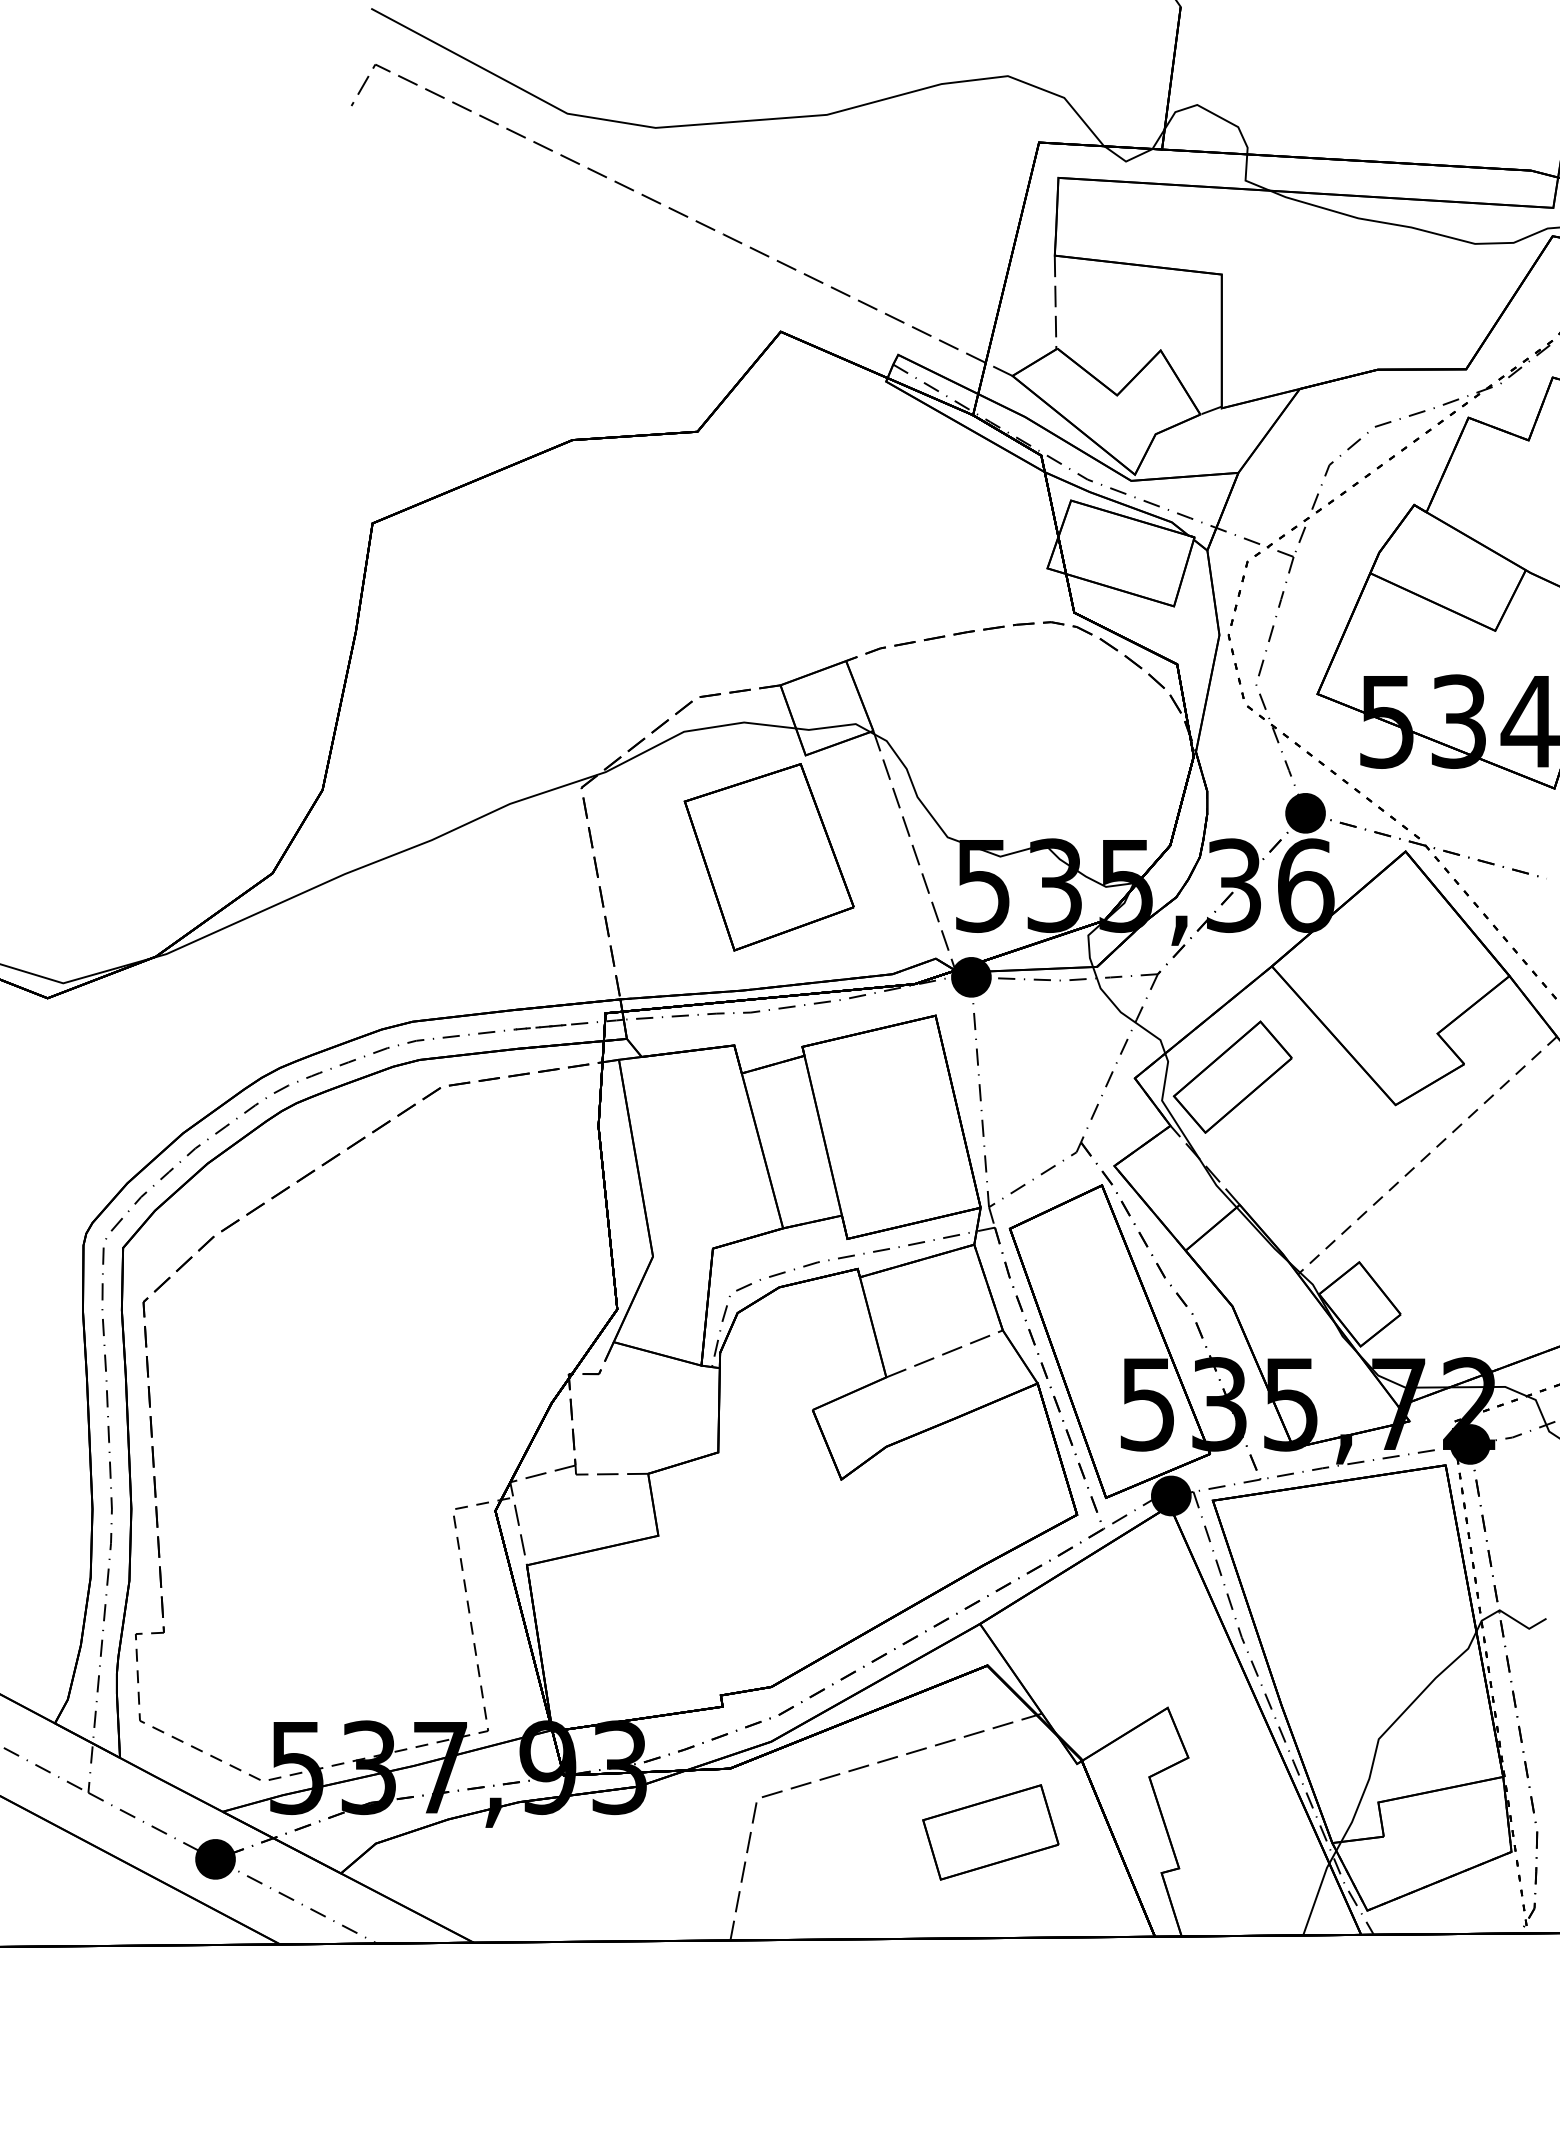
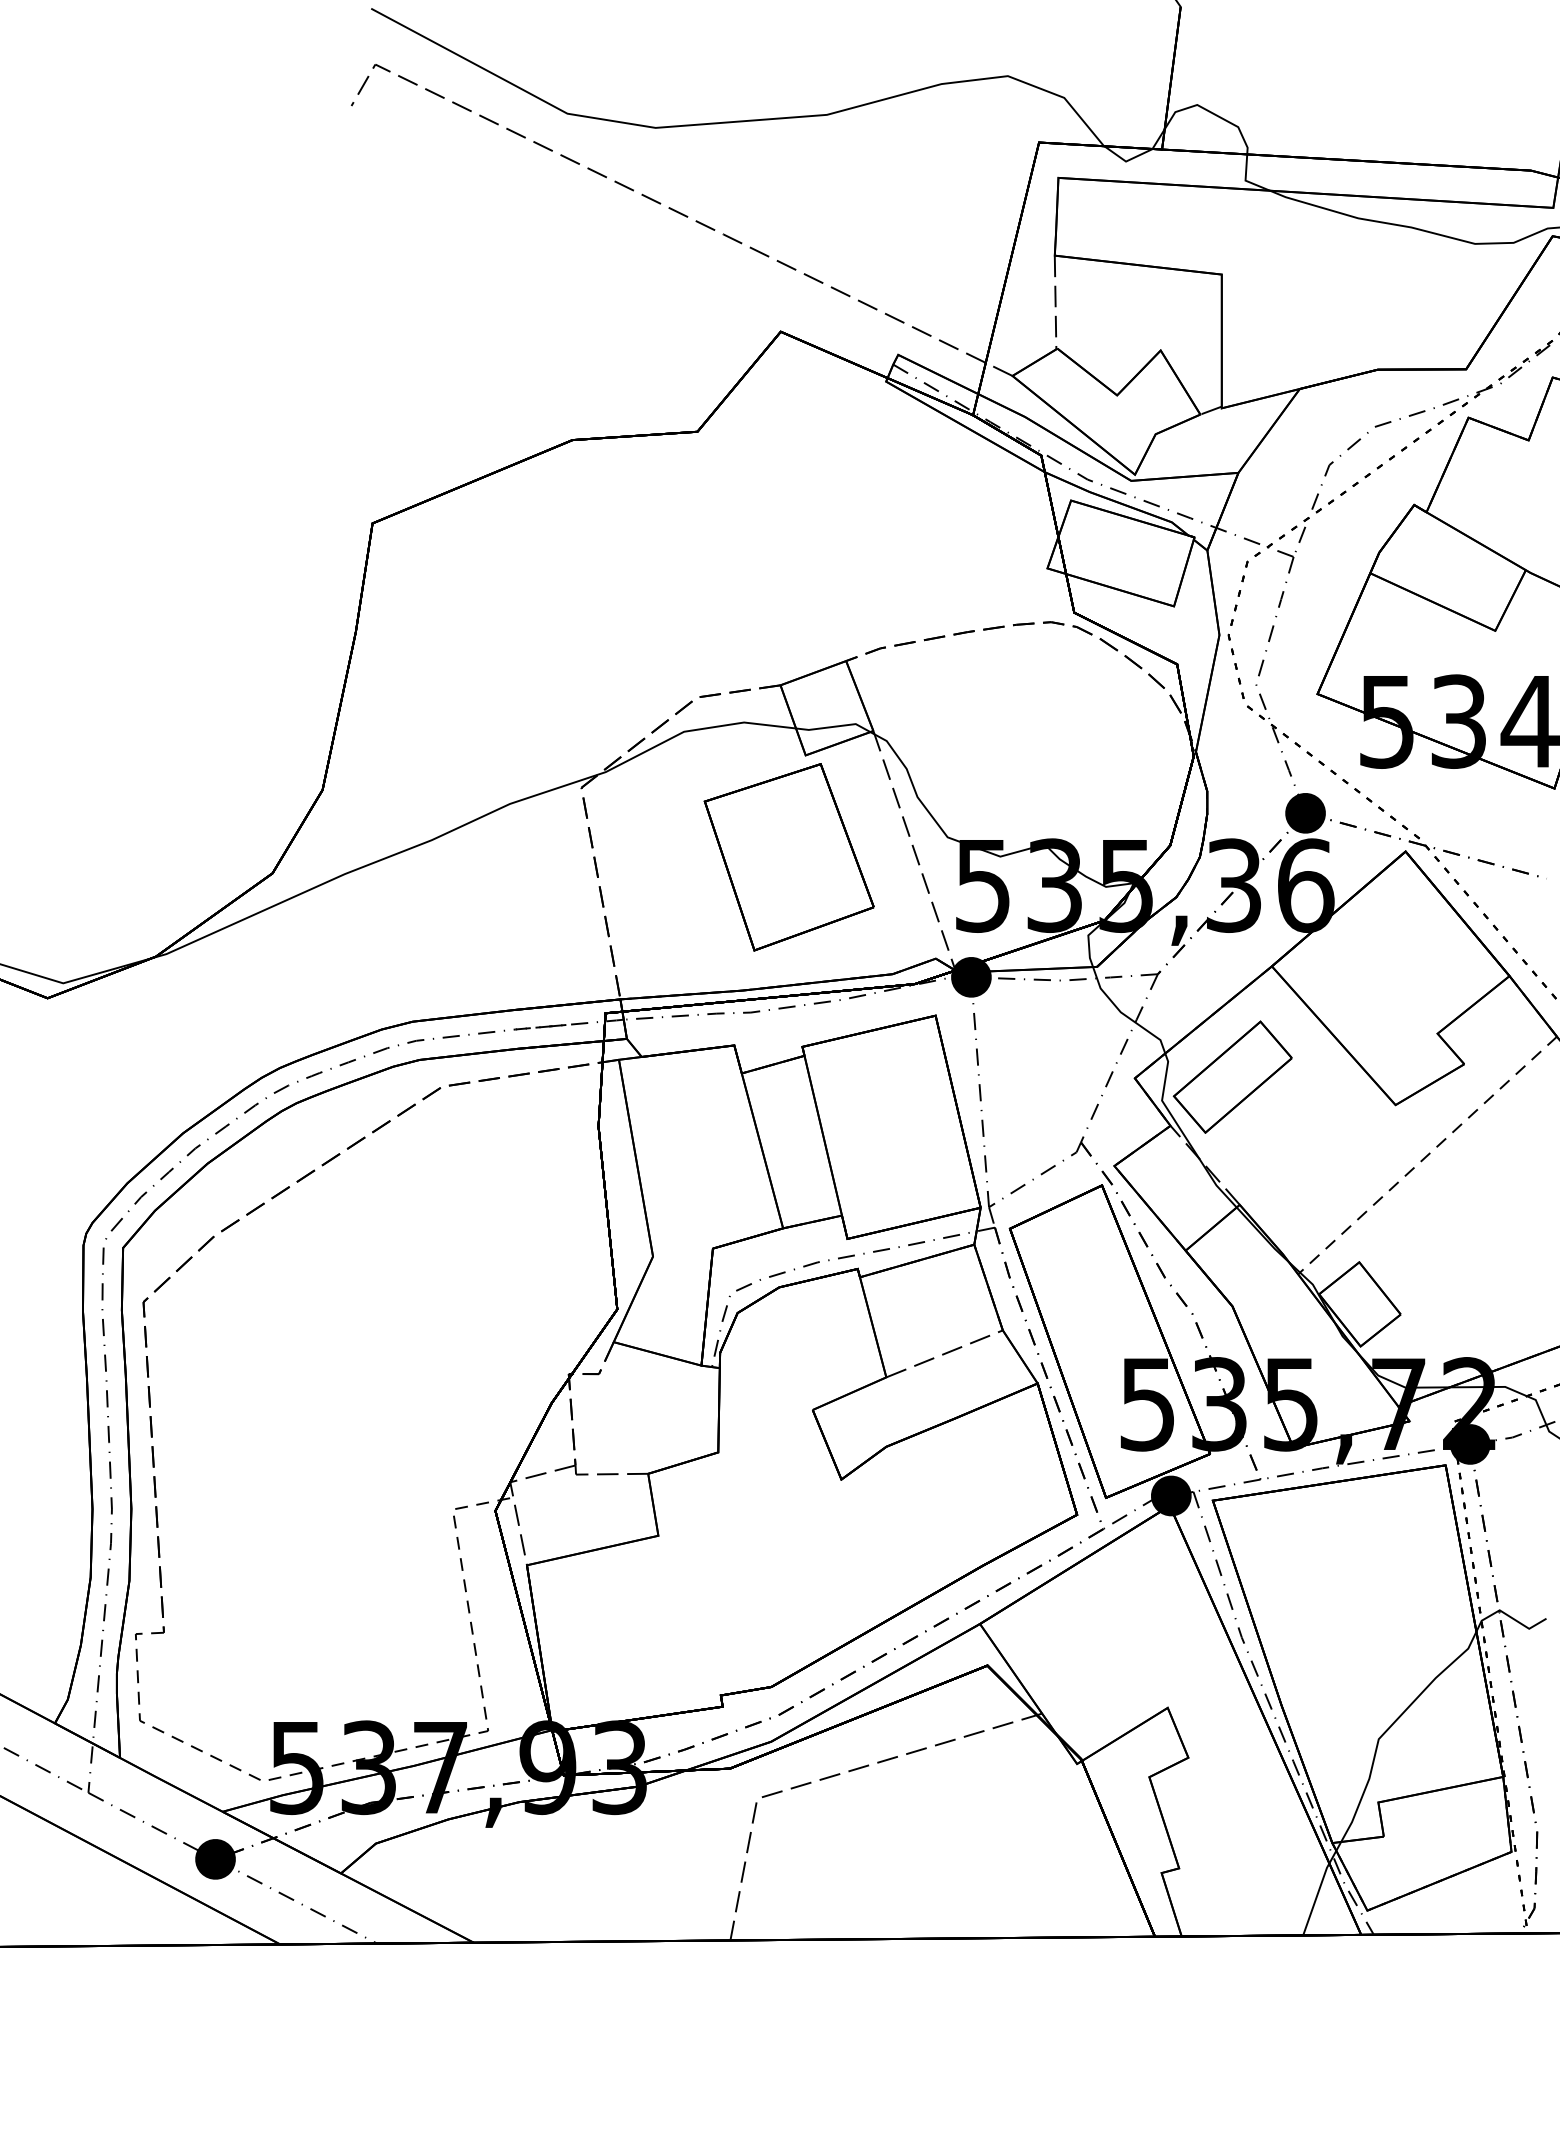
part position: (768, 857) -> (788, 857) (788, 857)
part: present -> none (990, 1832)
